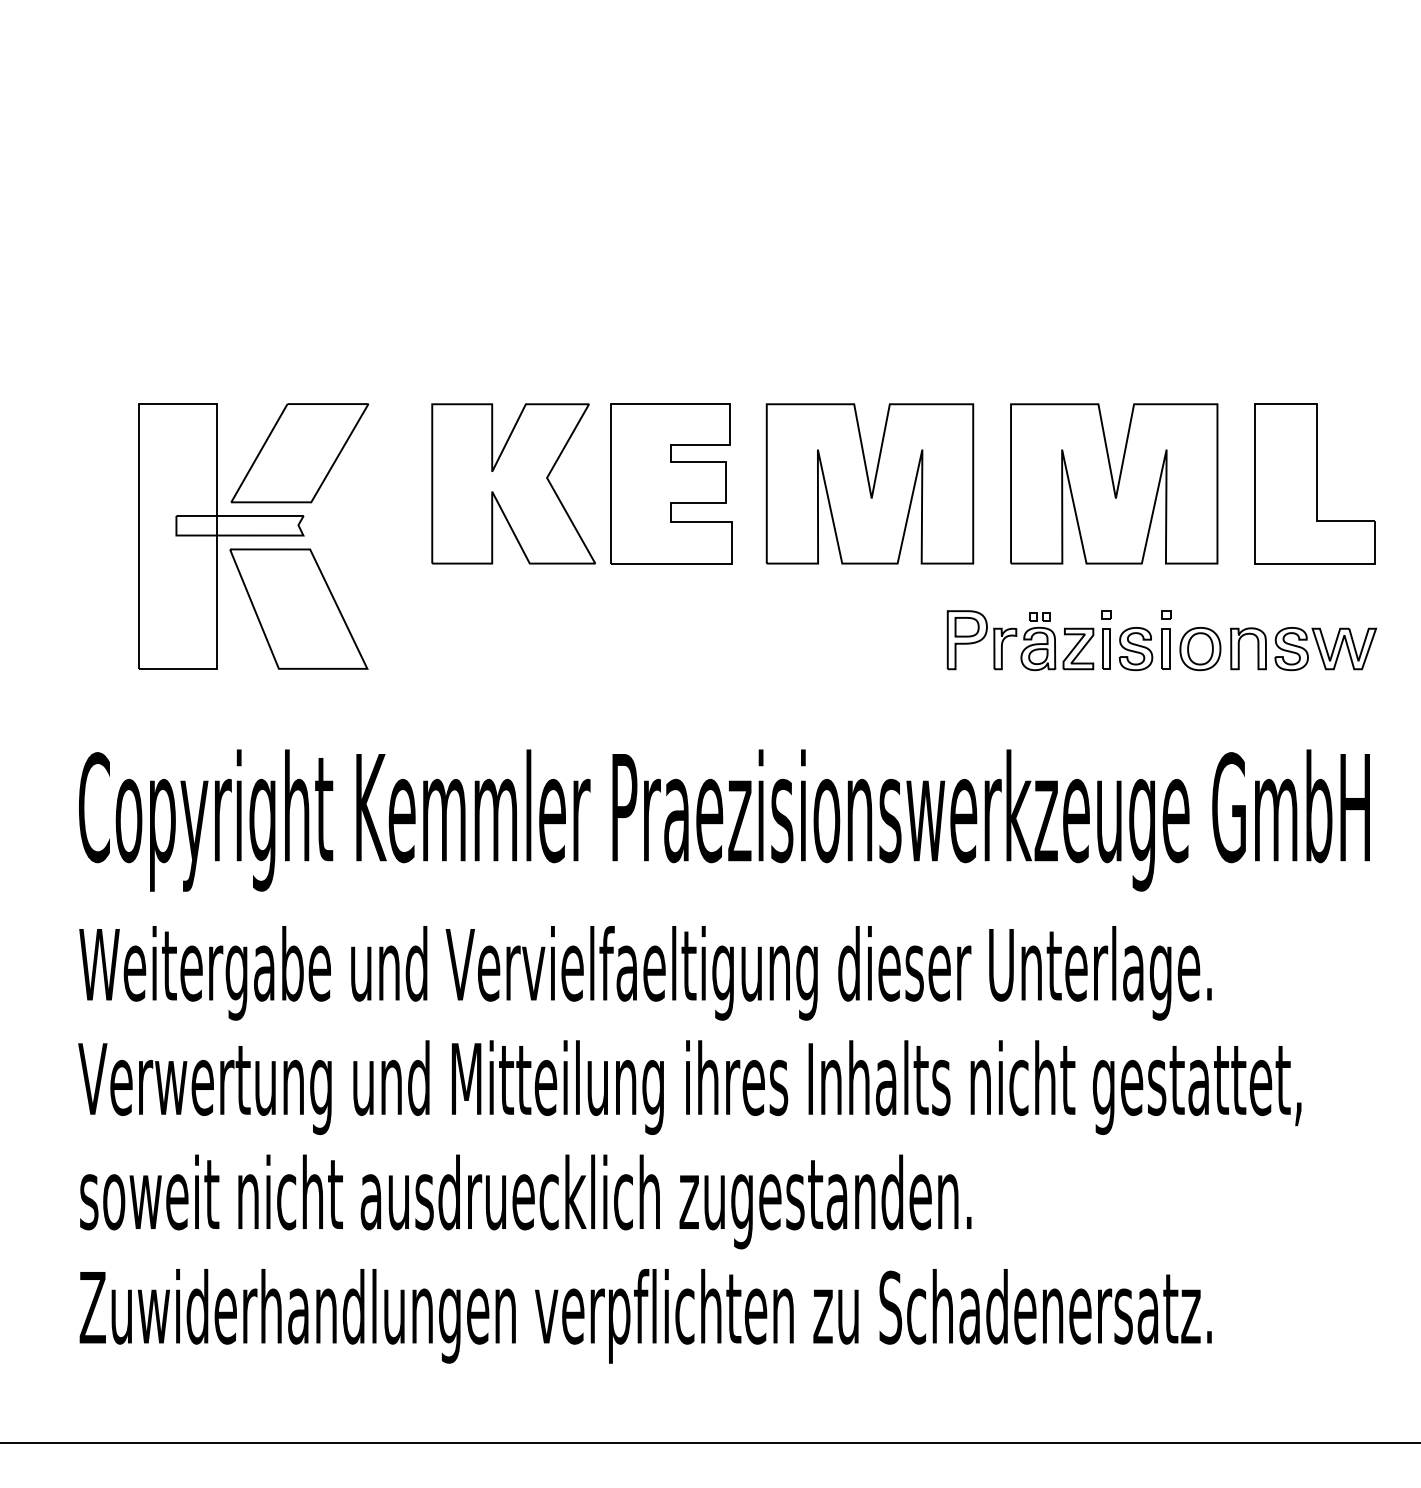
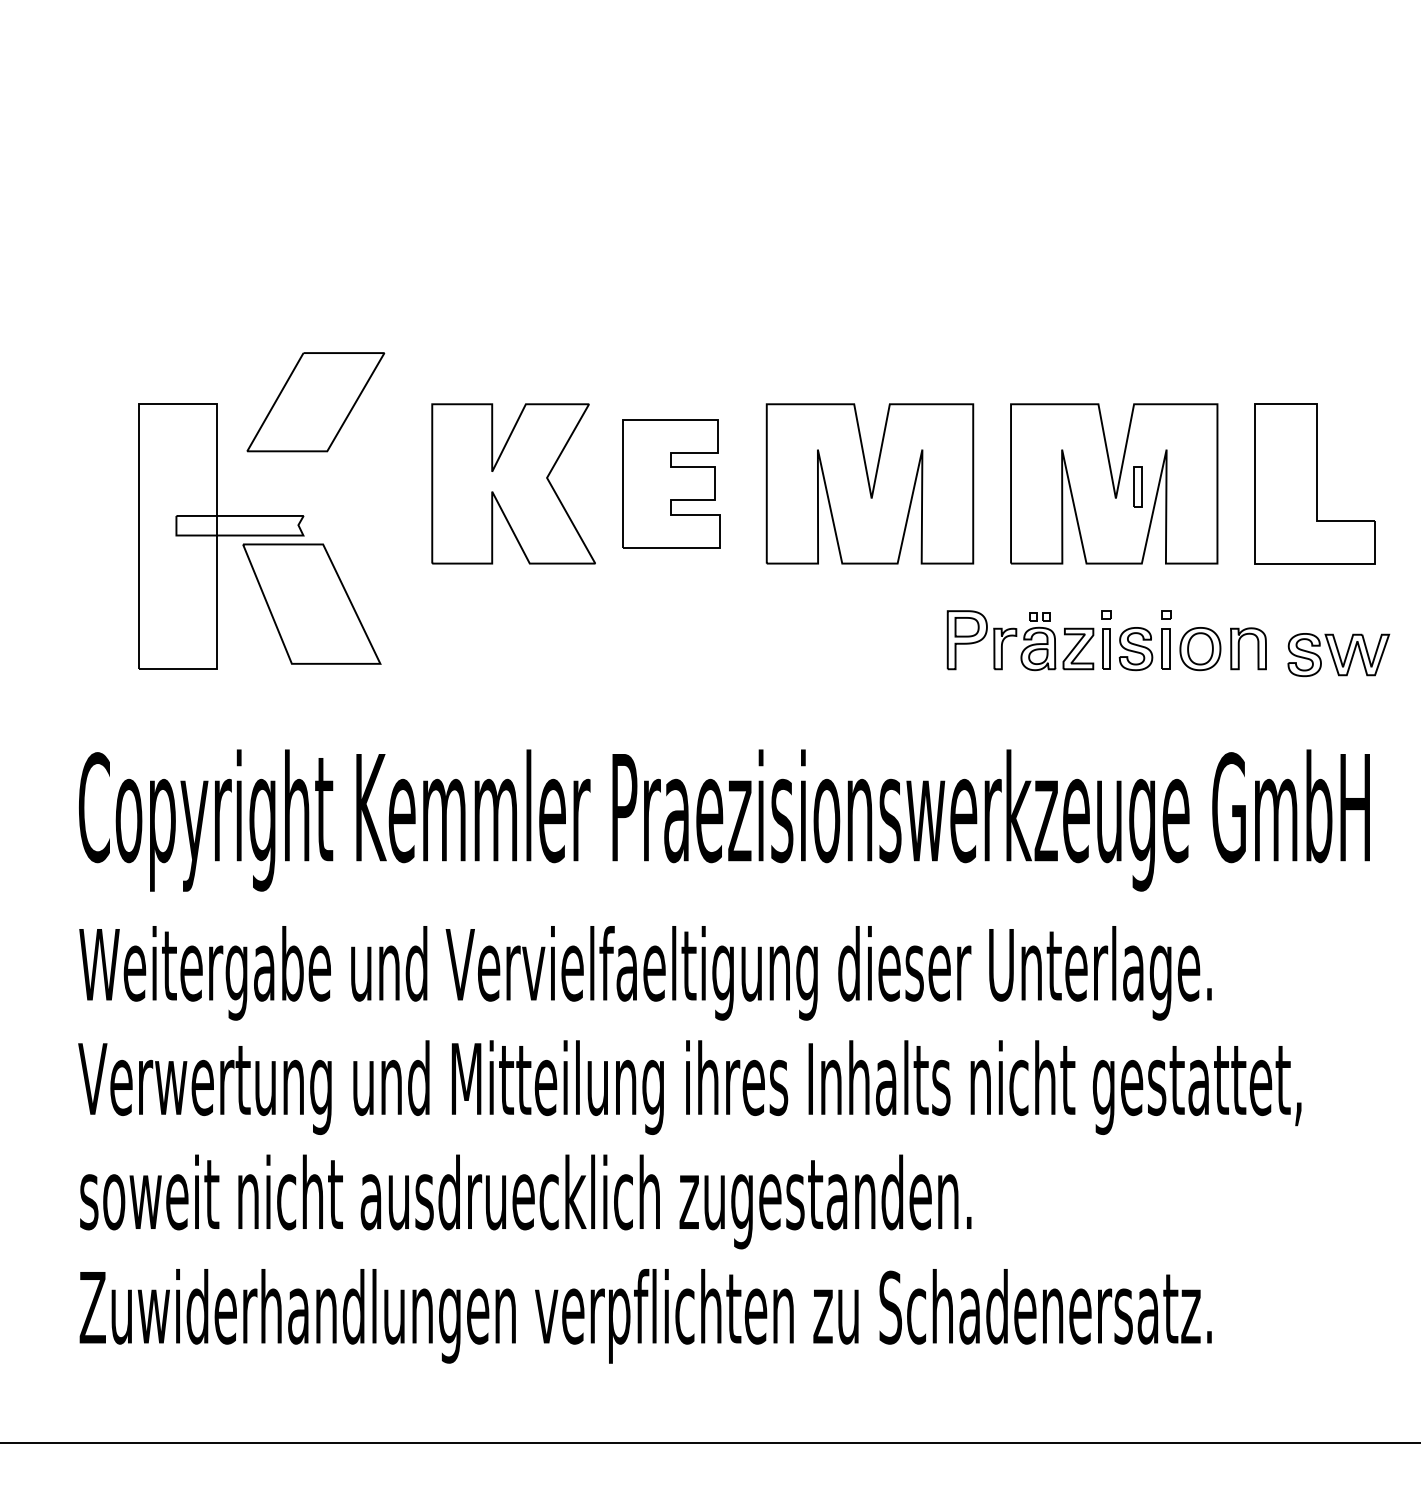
part position: (299, 453) -> (315, 402) (315, 402)
part size: 123x162 px -> 99x130 px (671, 483)
part: none -> present (1137, 486)
part position: (298, 608) -> (311, 603) (311, 603)
part position: (1325, 649) -> (1338, 655) (1338, 655)
